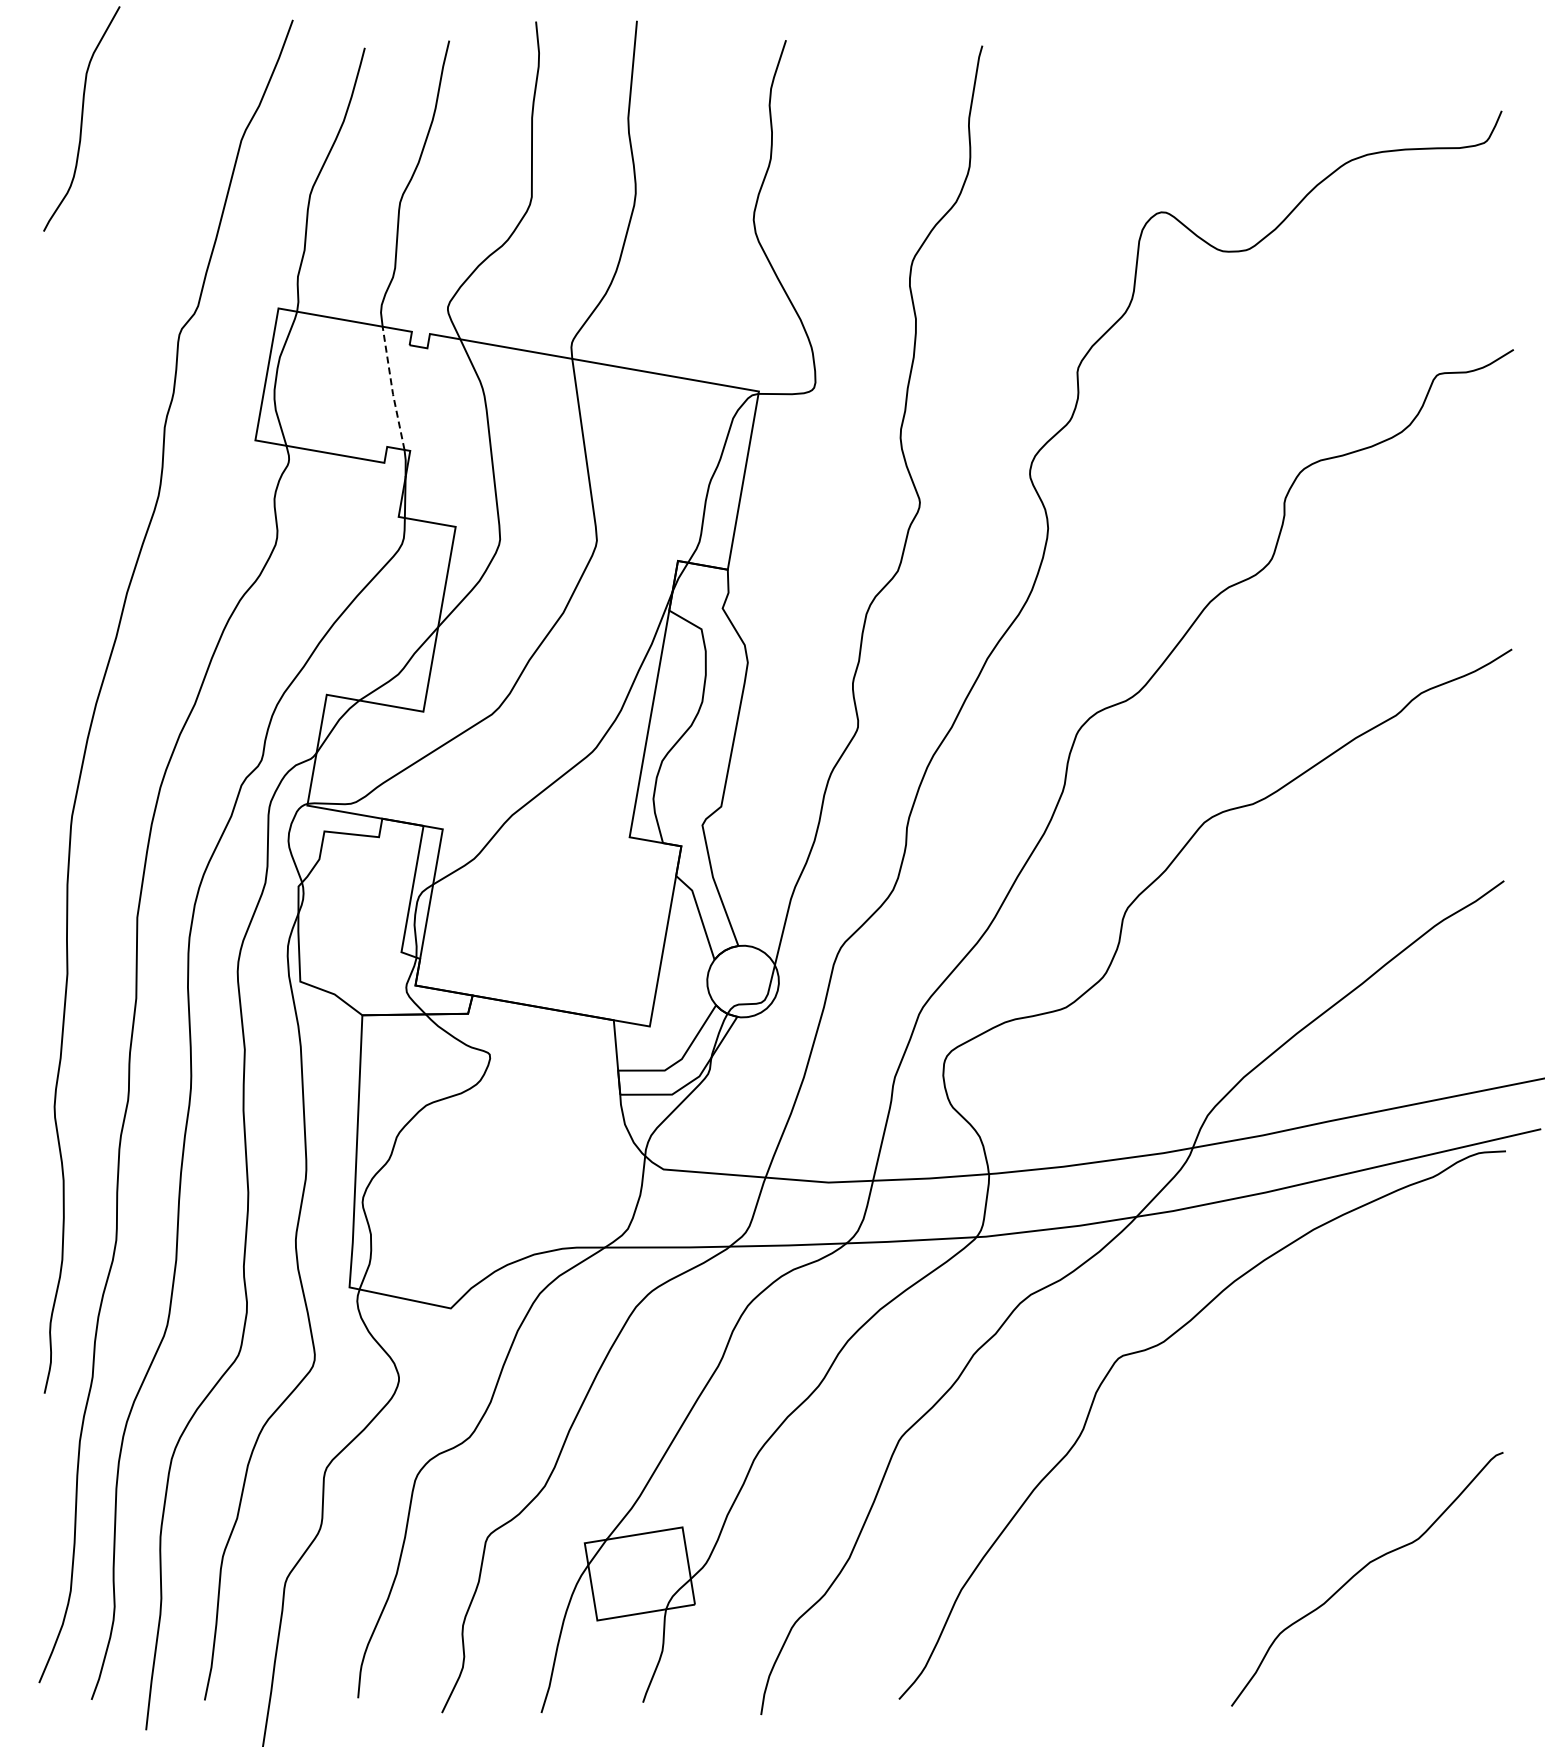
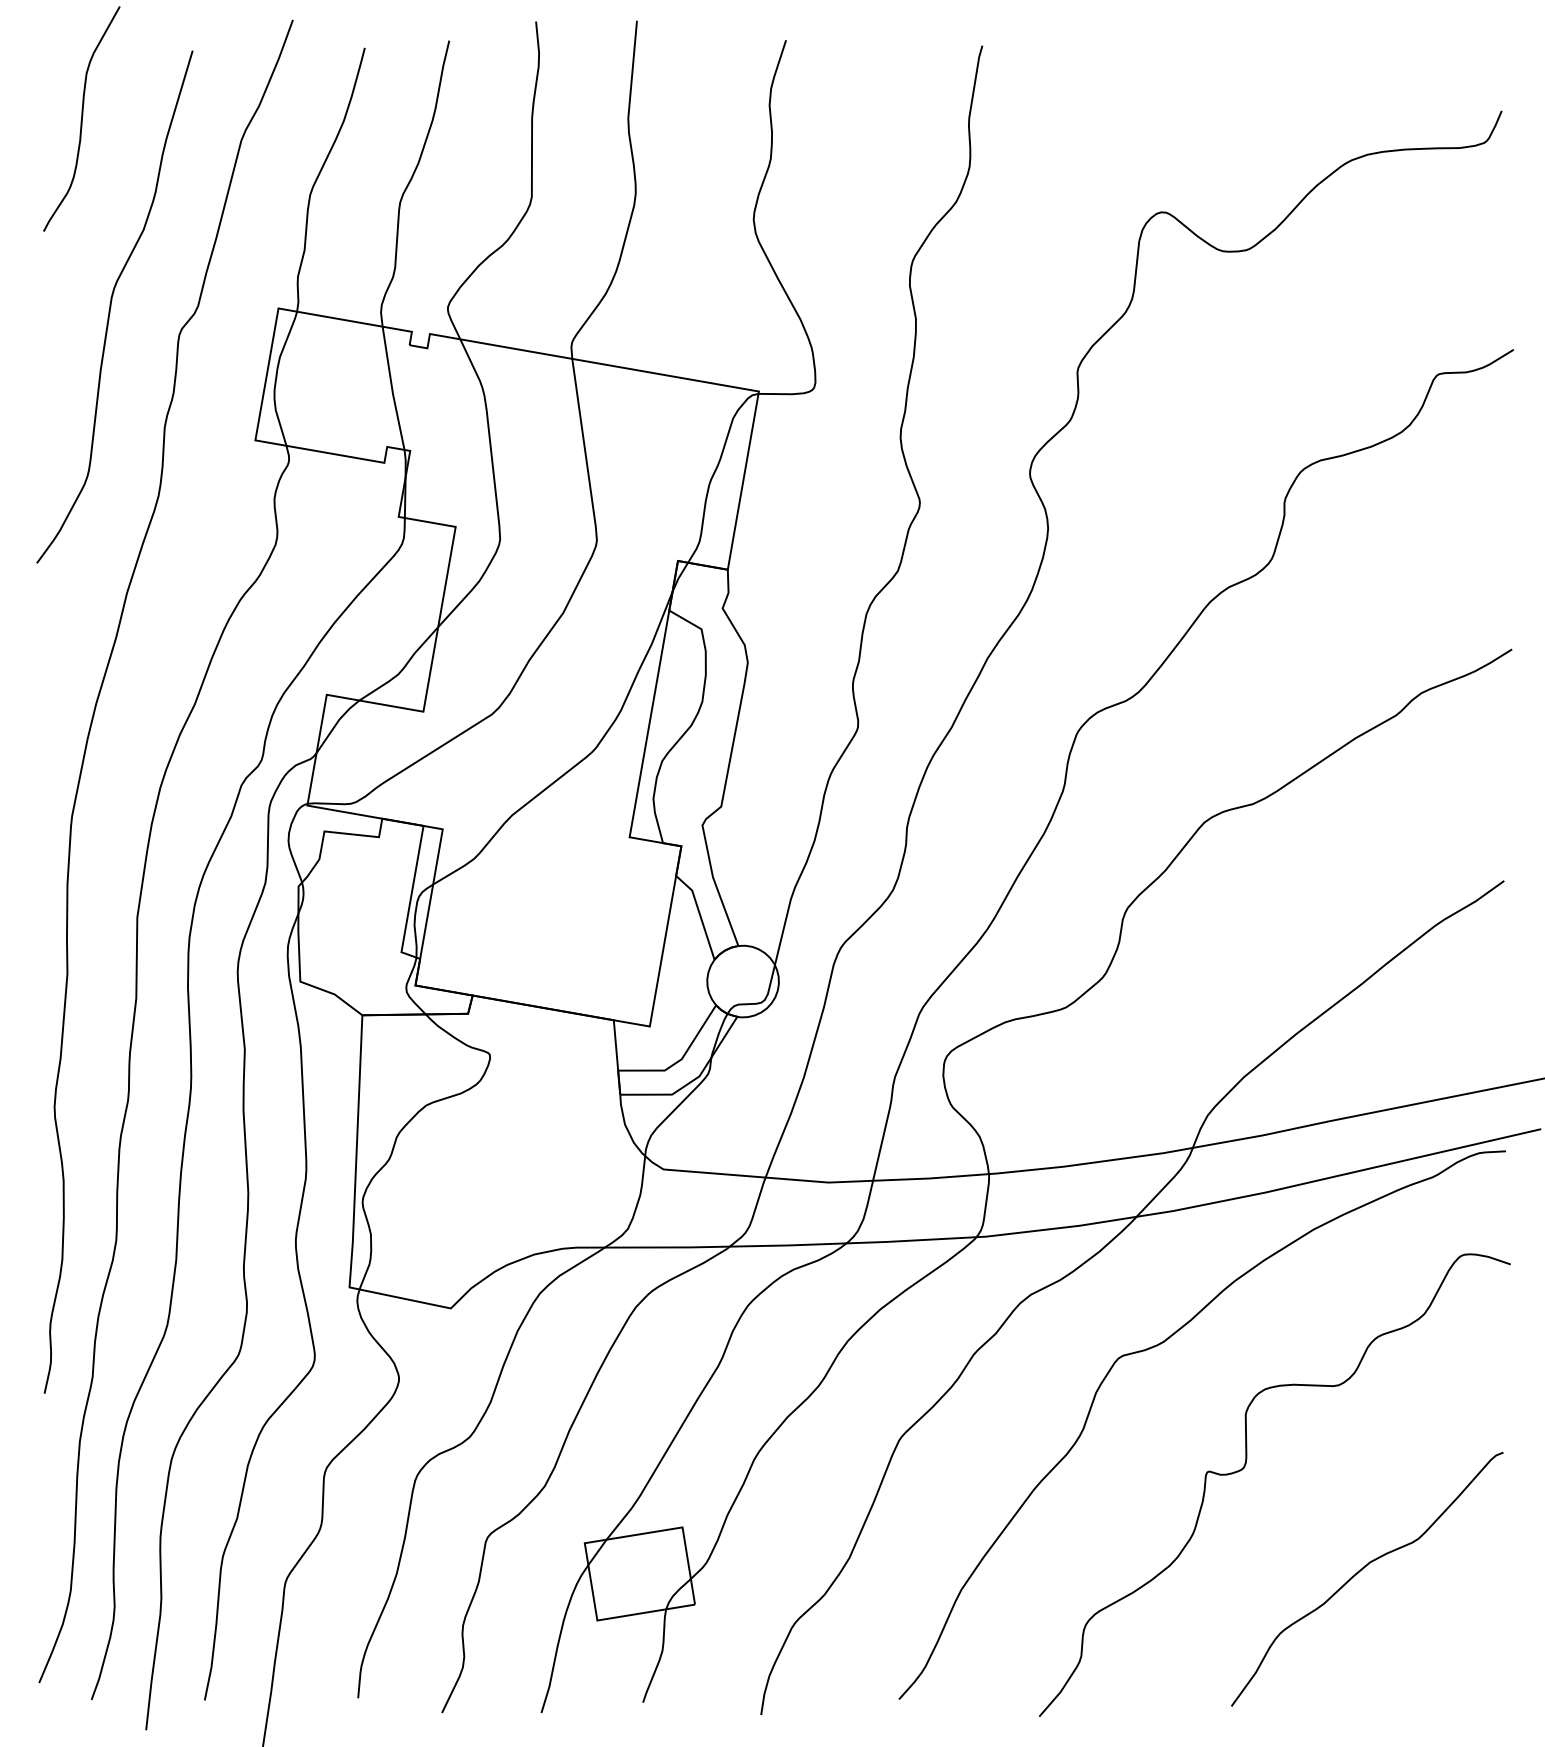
curve: none -> present (111, 306)
line: dashed -> solid (392, 388)
curve: none -> present (1244, 1468)
